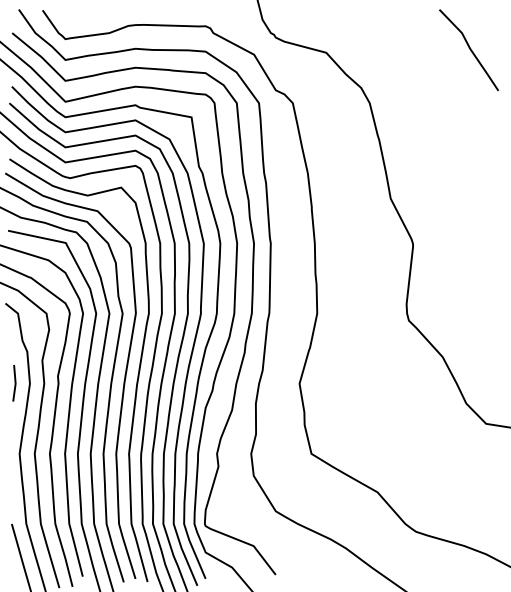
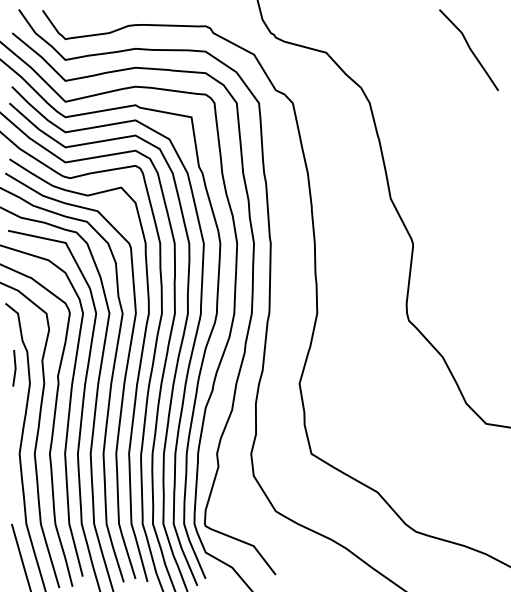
line position: (14, 383) -> (14, 368) (14, 368)
